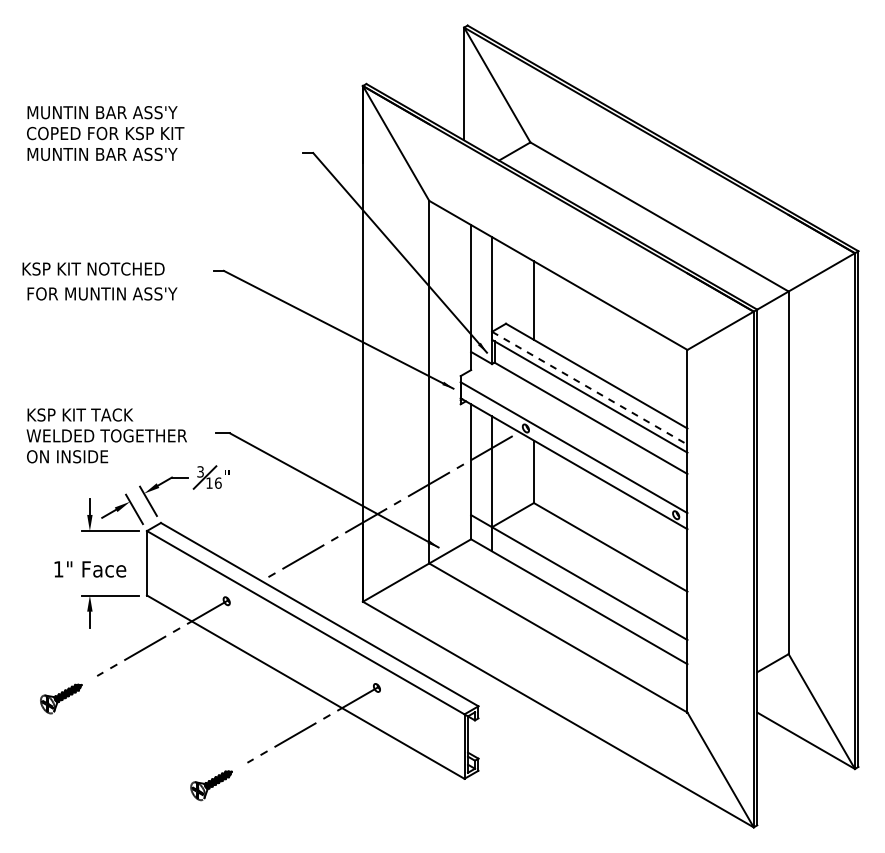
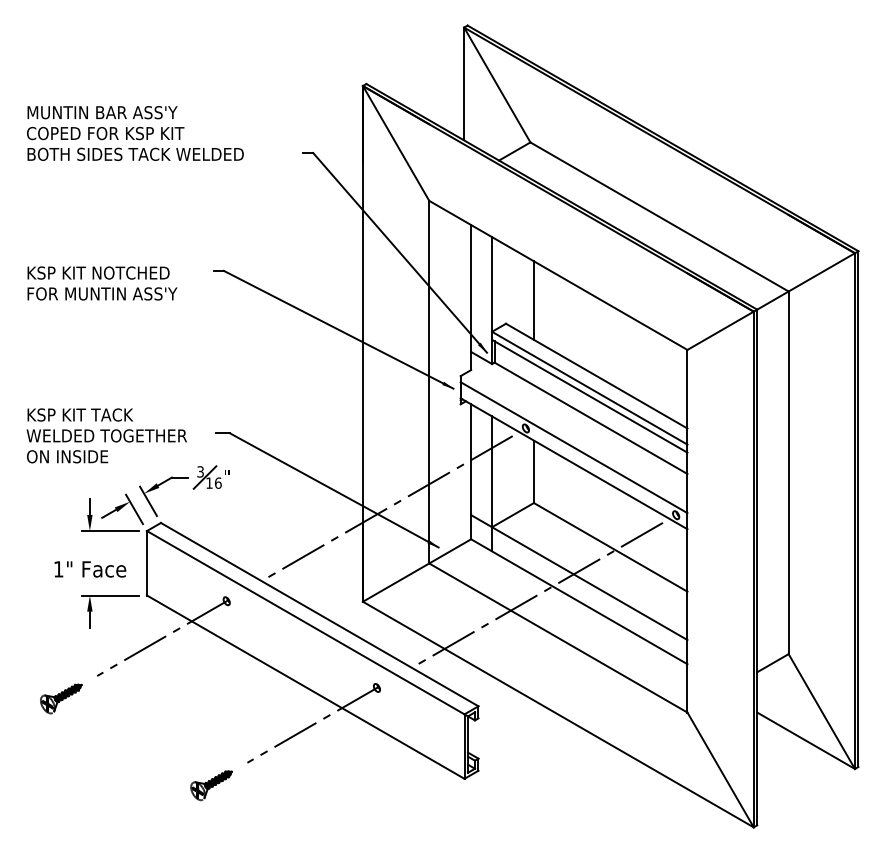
text: MUNTIN BAR ASS'Y -> BOTH SIDES TACK WELDED (136, 153)
text position: (93, 268) -> (98, 272) (98, 272)
line: dashed -> solid (589, 388)
line: none -> present (536, 594)
